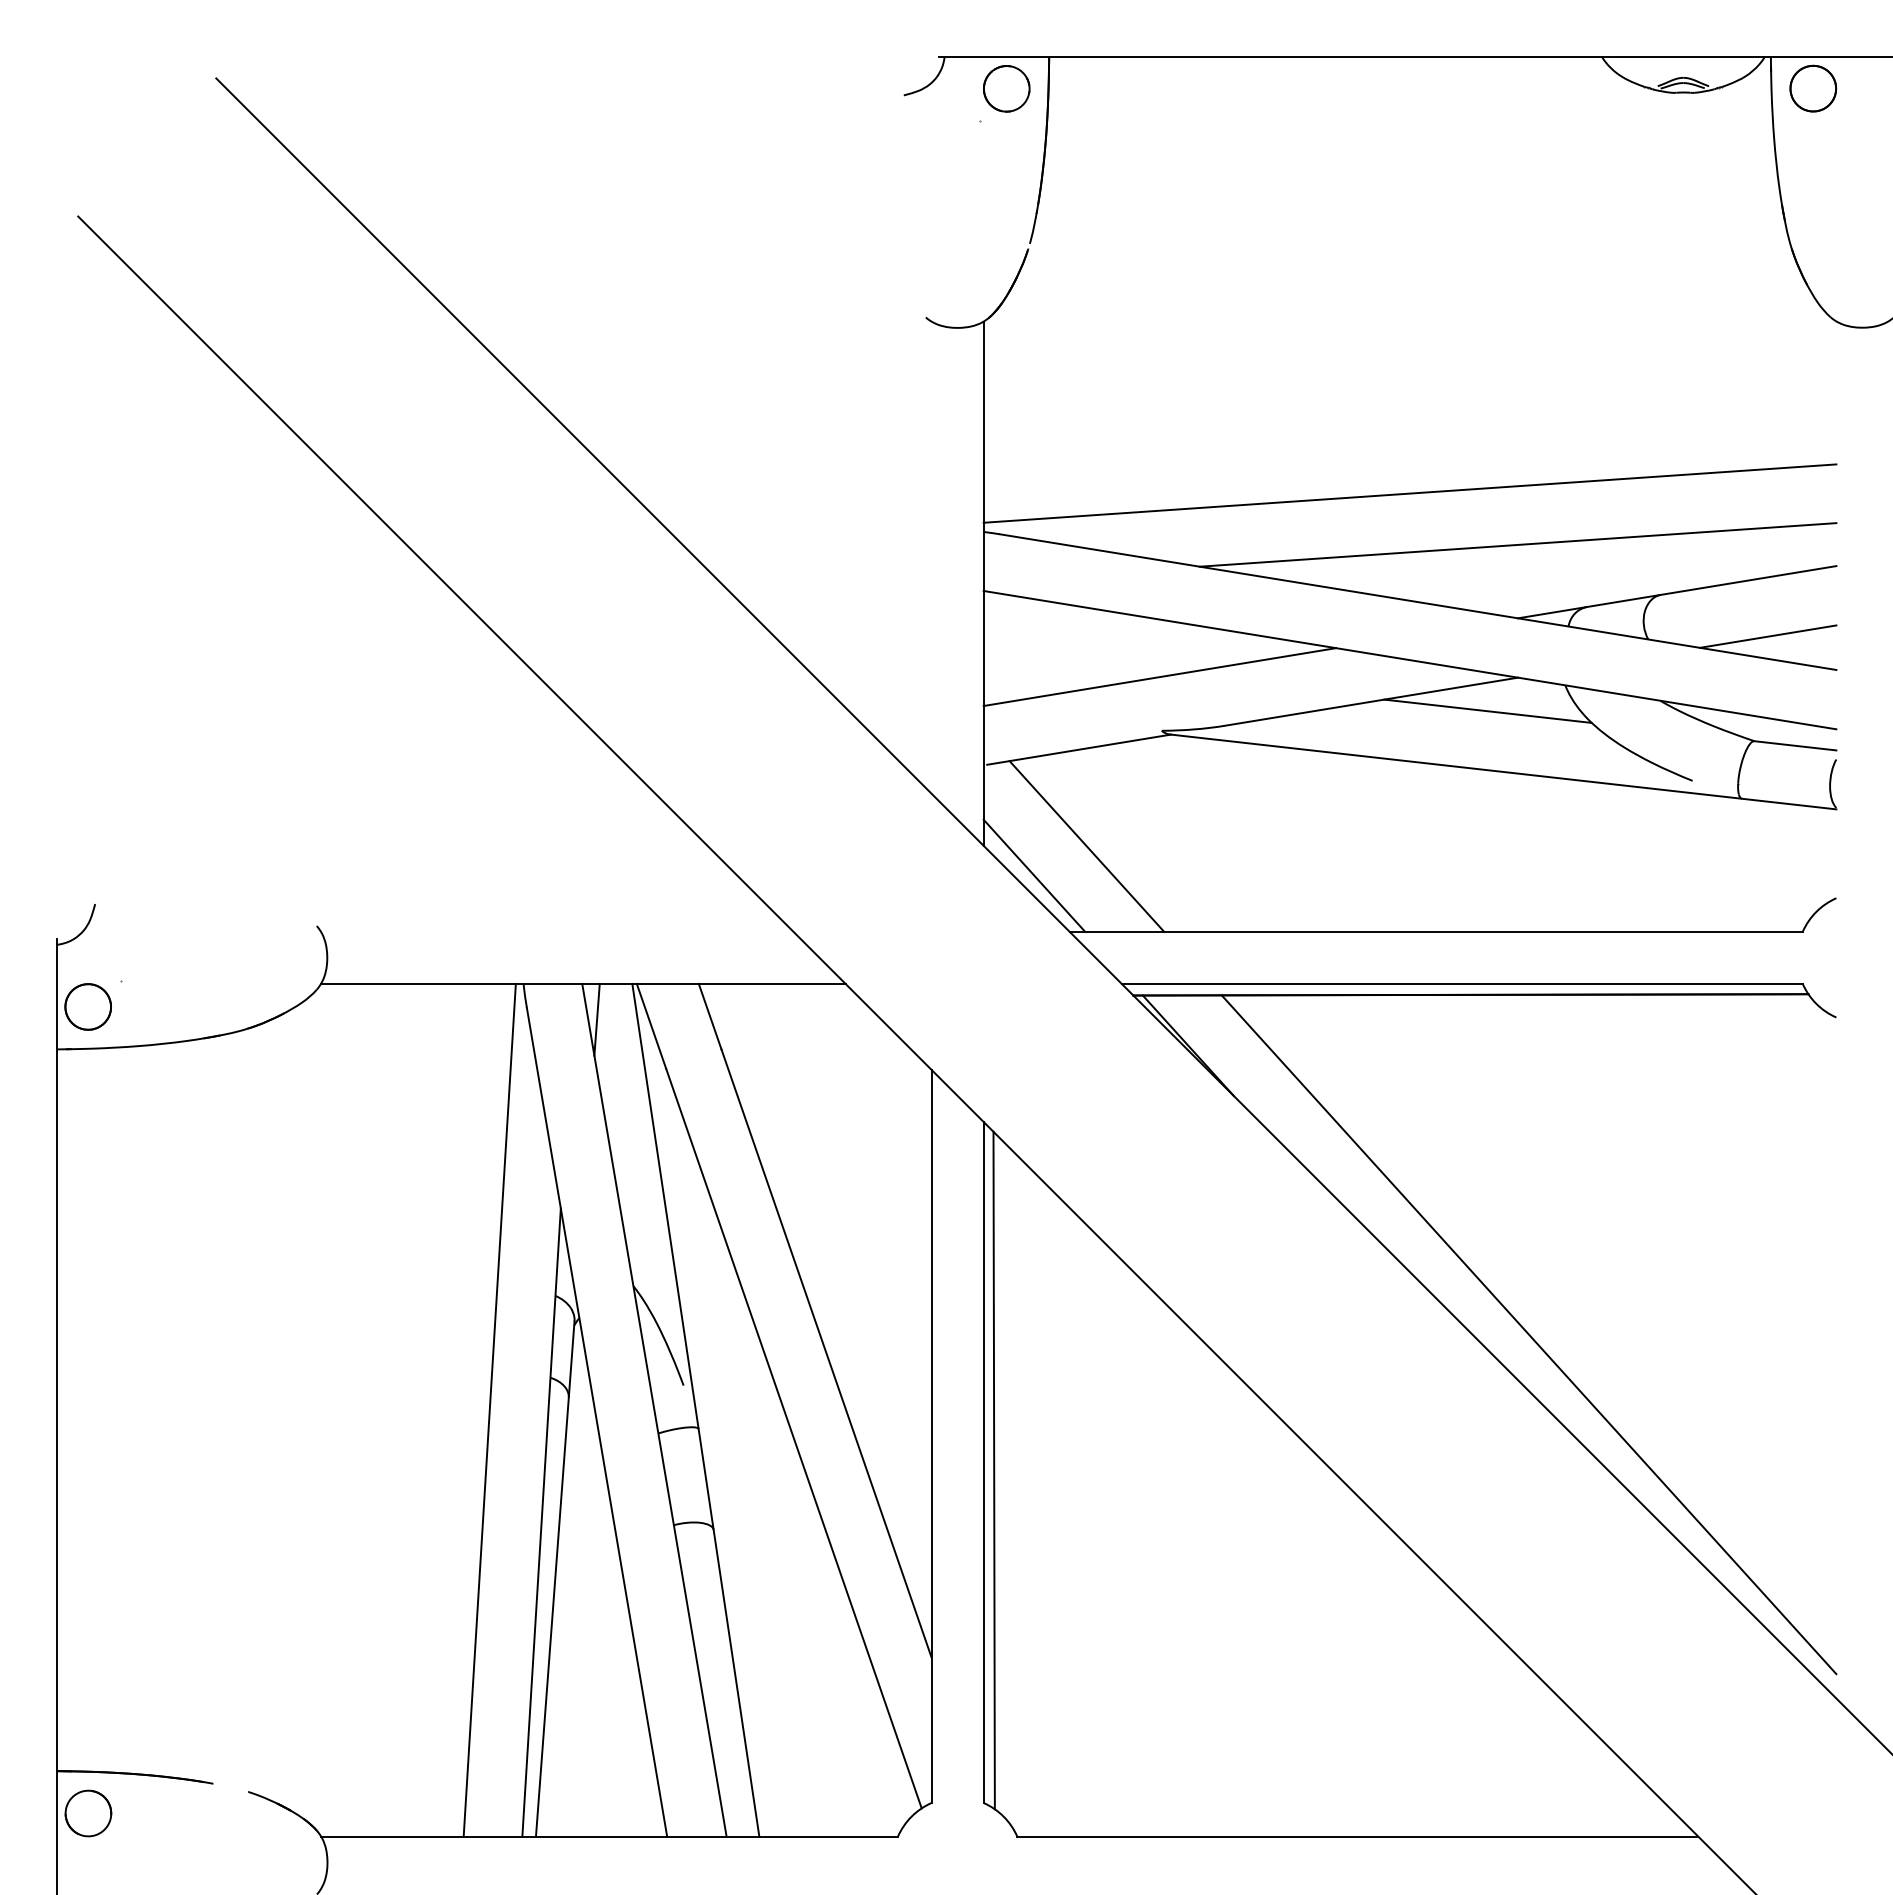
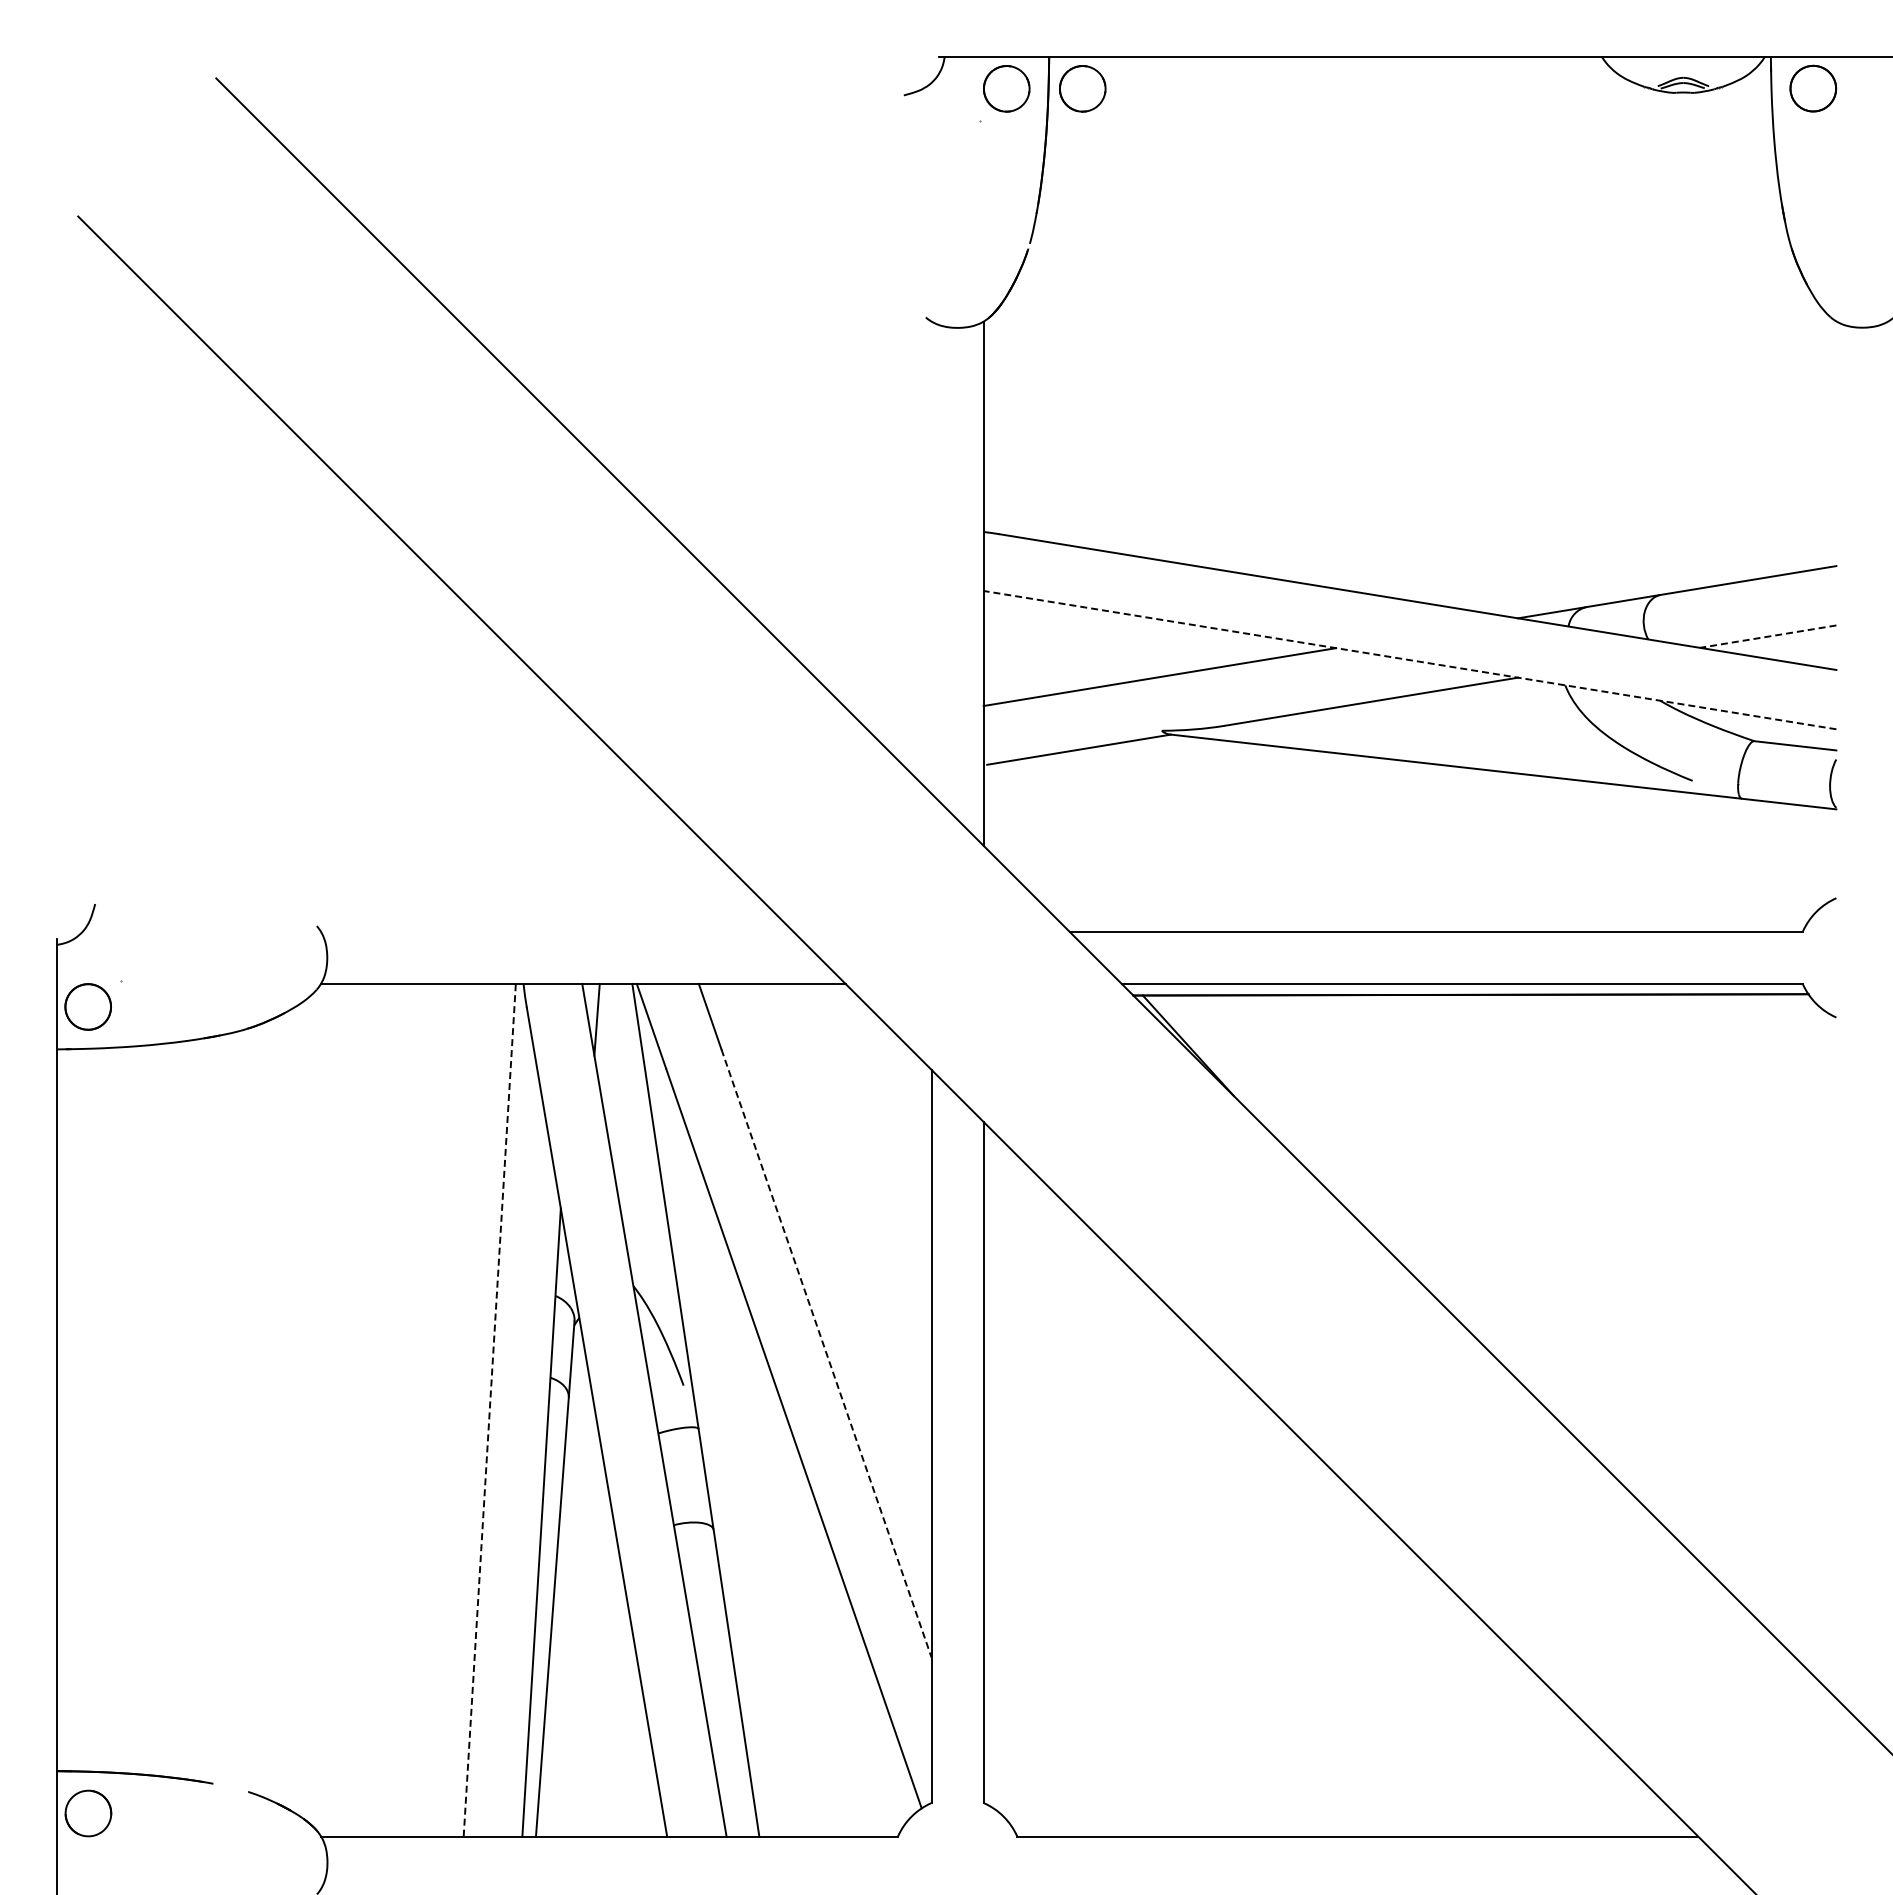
part: none -> present (1082, 88)
line: present -> none (1409, 493)
line: present -> none (1517, 544)
line: solid -> dashed (1767, 636)
line: solid -> dashed (1410, 660)
line: present -> none (1487, 710)
line: present -> none (1086, 846)
line: present -> none (1034, 875)
line: present -> none (1528, 1334)
line: solid -> dashed (826, 1353)
line: solid -> dashed (489, 1409)
line: present -> none (993, 1470)
